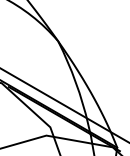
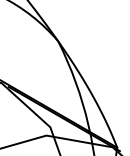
line: present -> none (64, 105)
